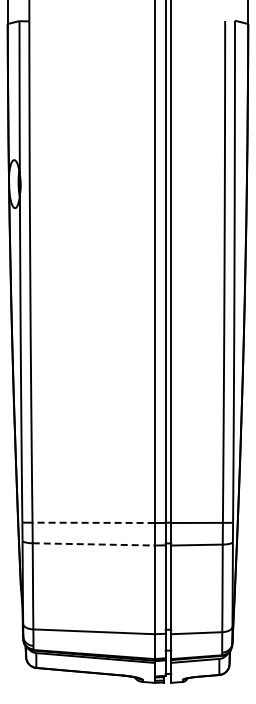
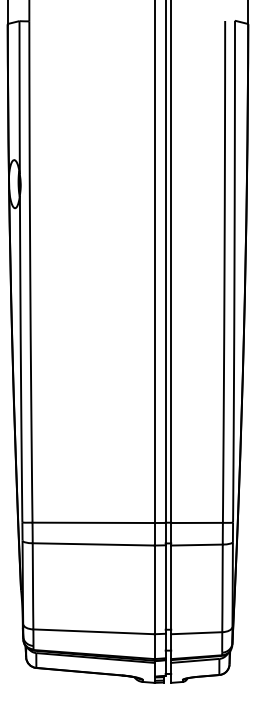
line: dashed -> solid (93, 522)
line: dashed -> solid (93, 544)
